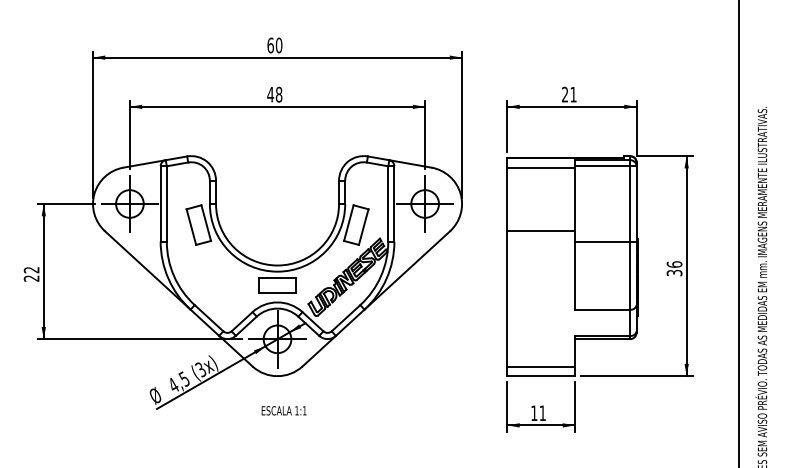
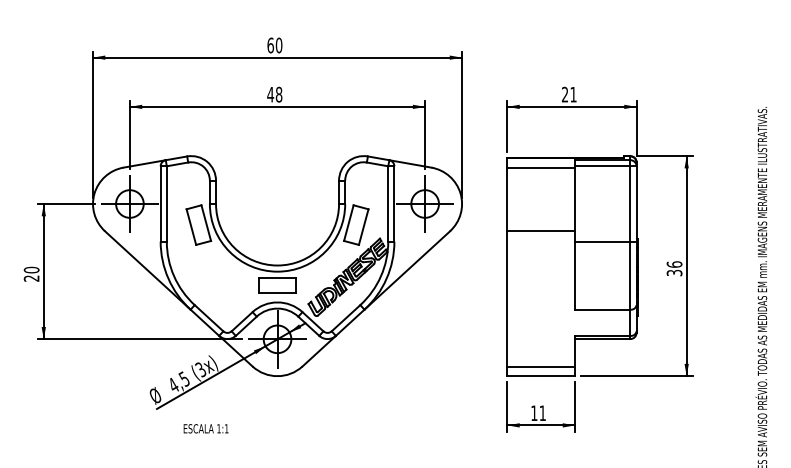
line: present -> none (738, 233)
text: 22 -> 20 (31, 269)
text position: (283, 410) -> (205, 428) (205, 428)
